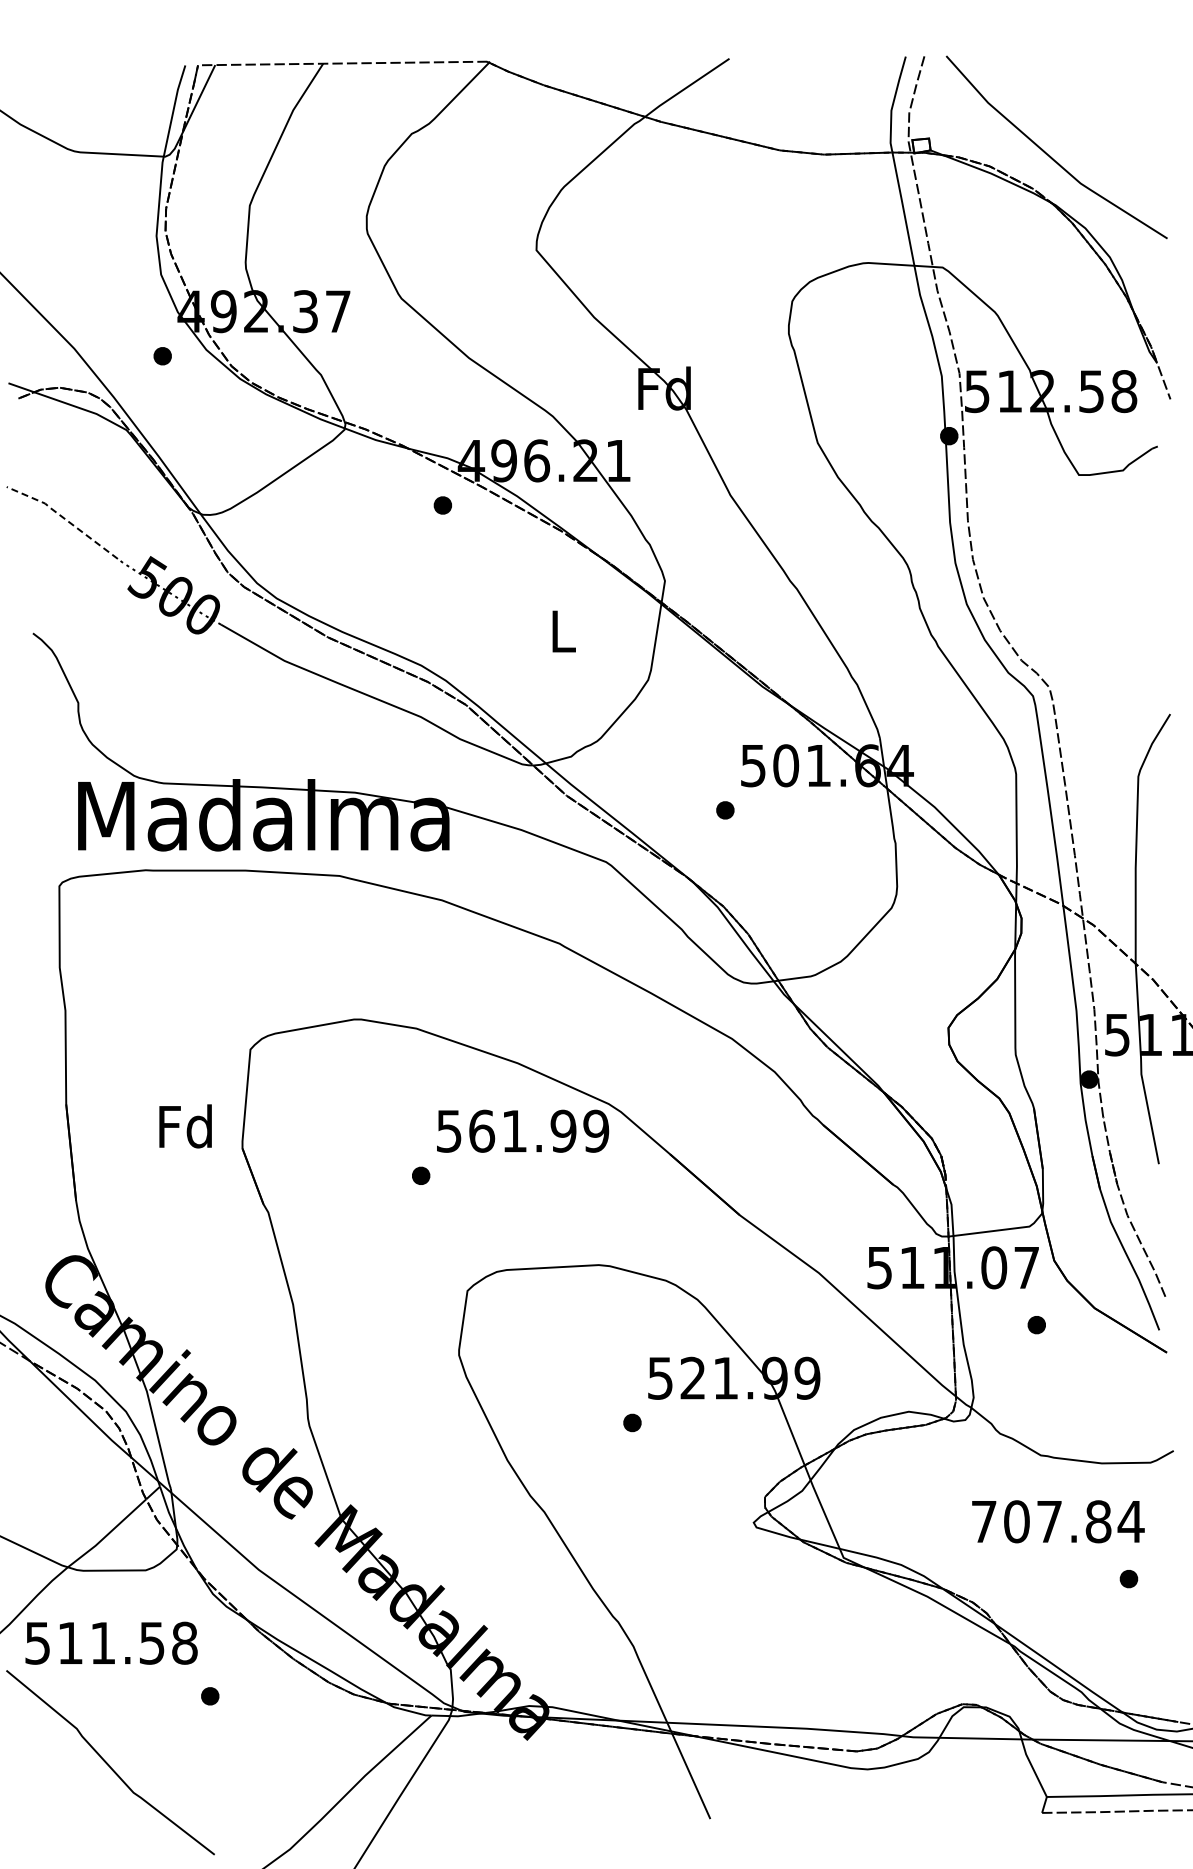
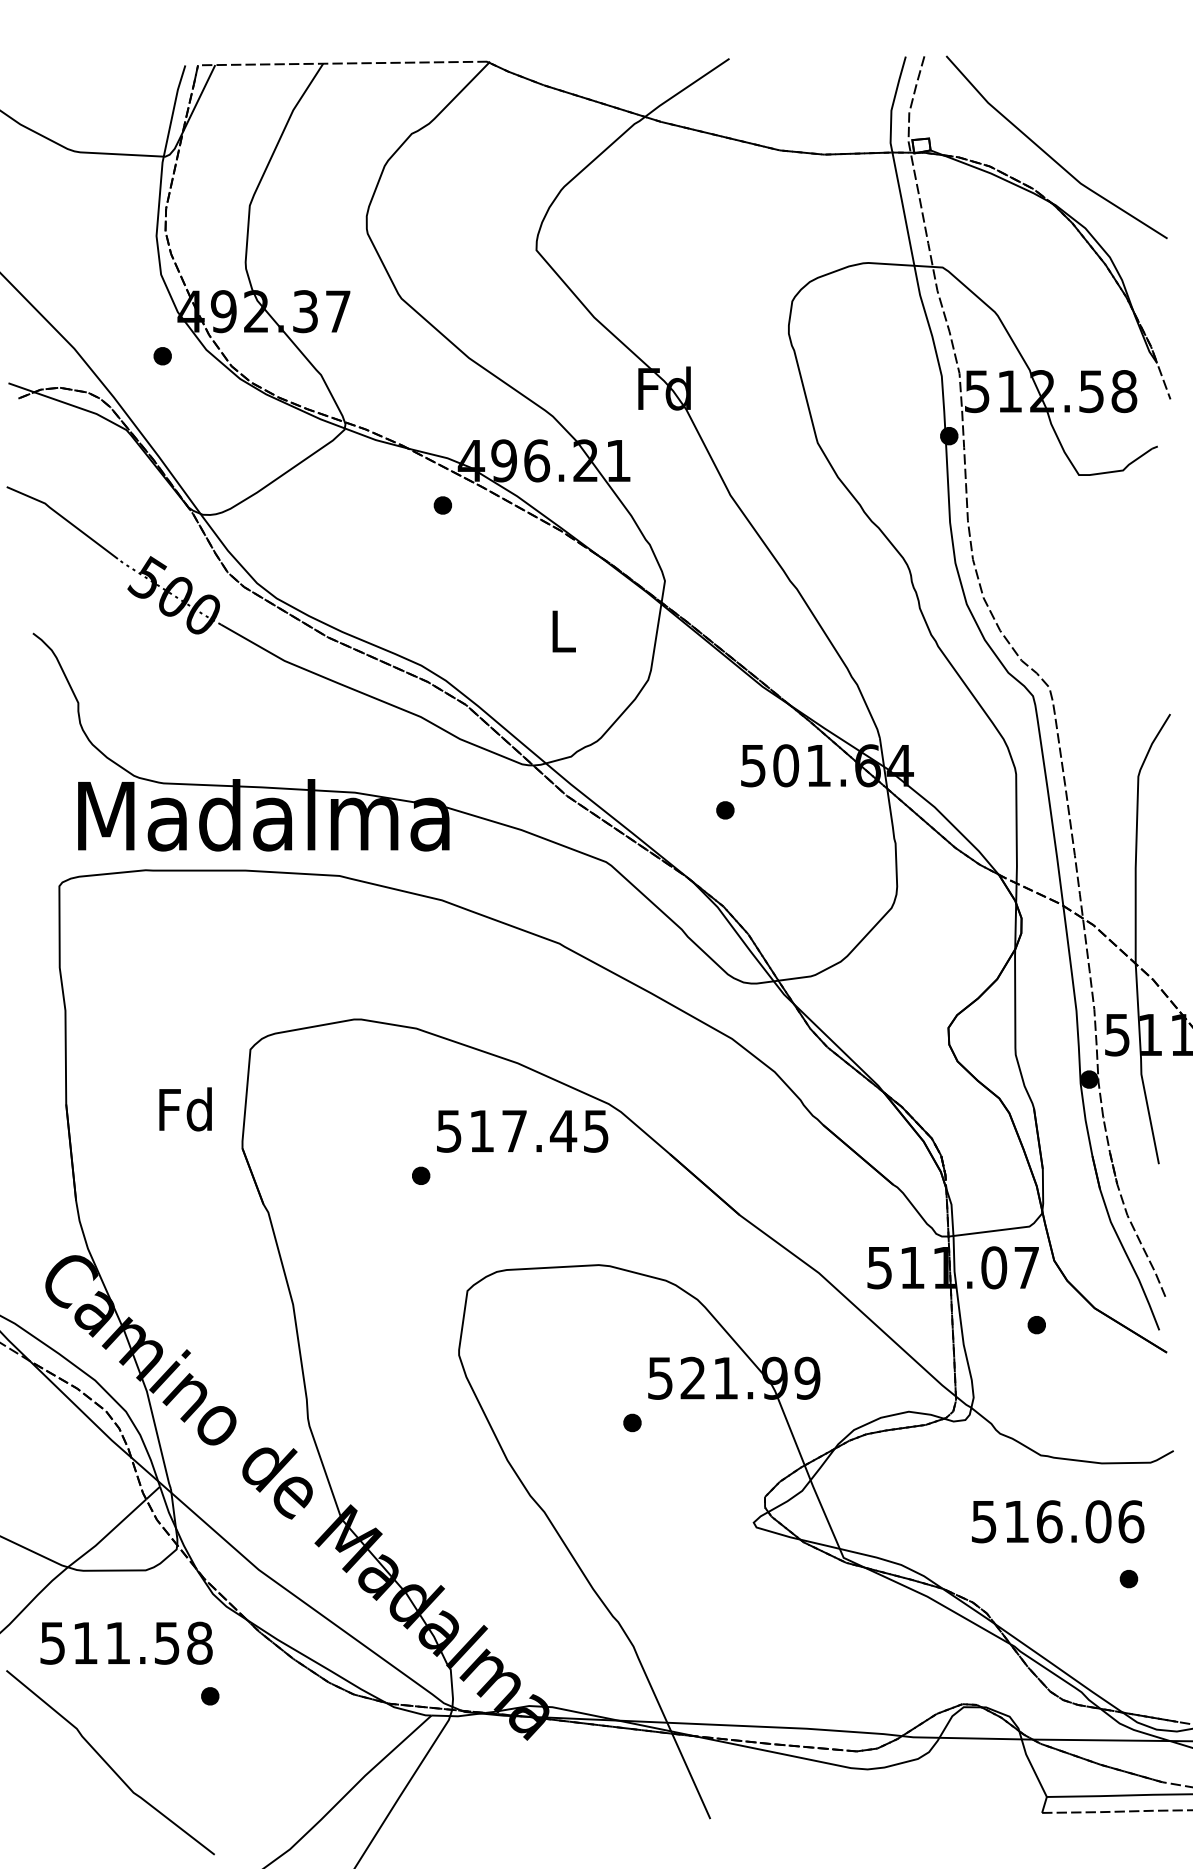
line: dashed -> solid (63, 518)
text position: (185, 1126) -> (185, 1109) (185, 1109)
text: 561.99 -> 517.45 (539, 1130)
text: 707.84 -> 516.06 (1058, 1521)
text position: (111, 1642) -> (126, 1642) (126, 1642)
